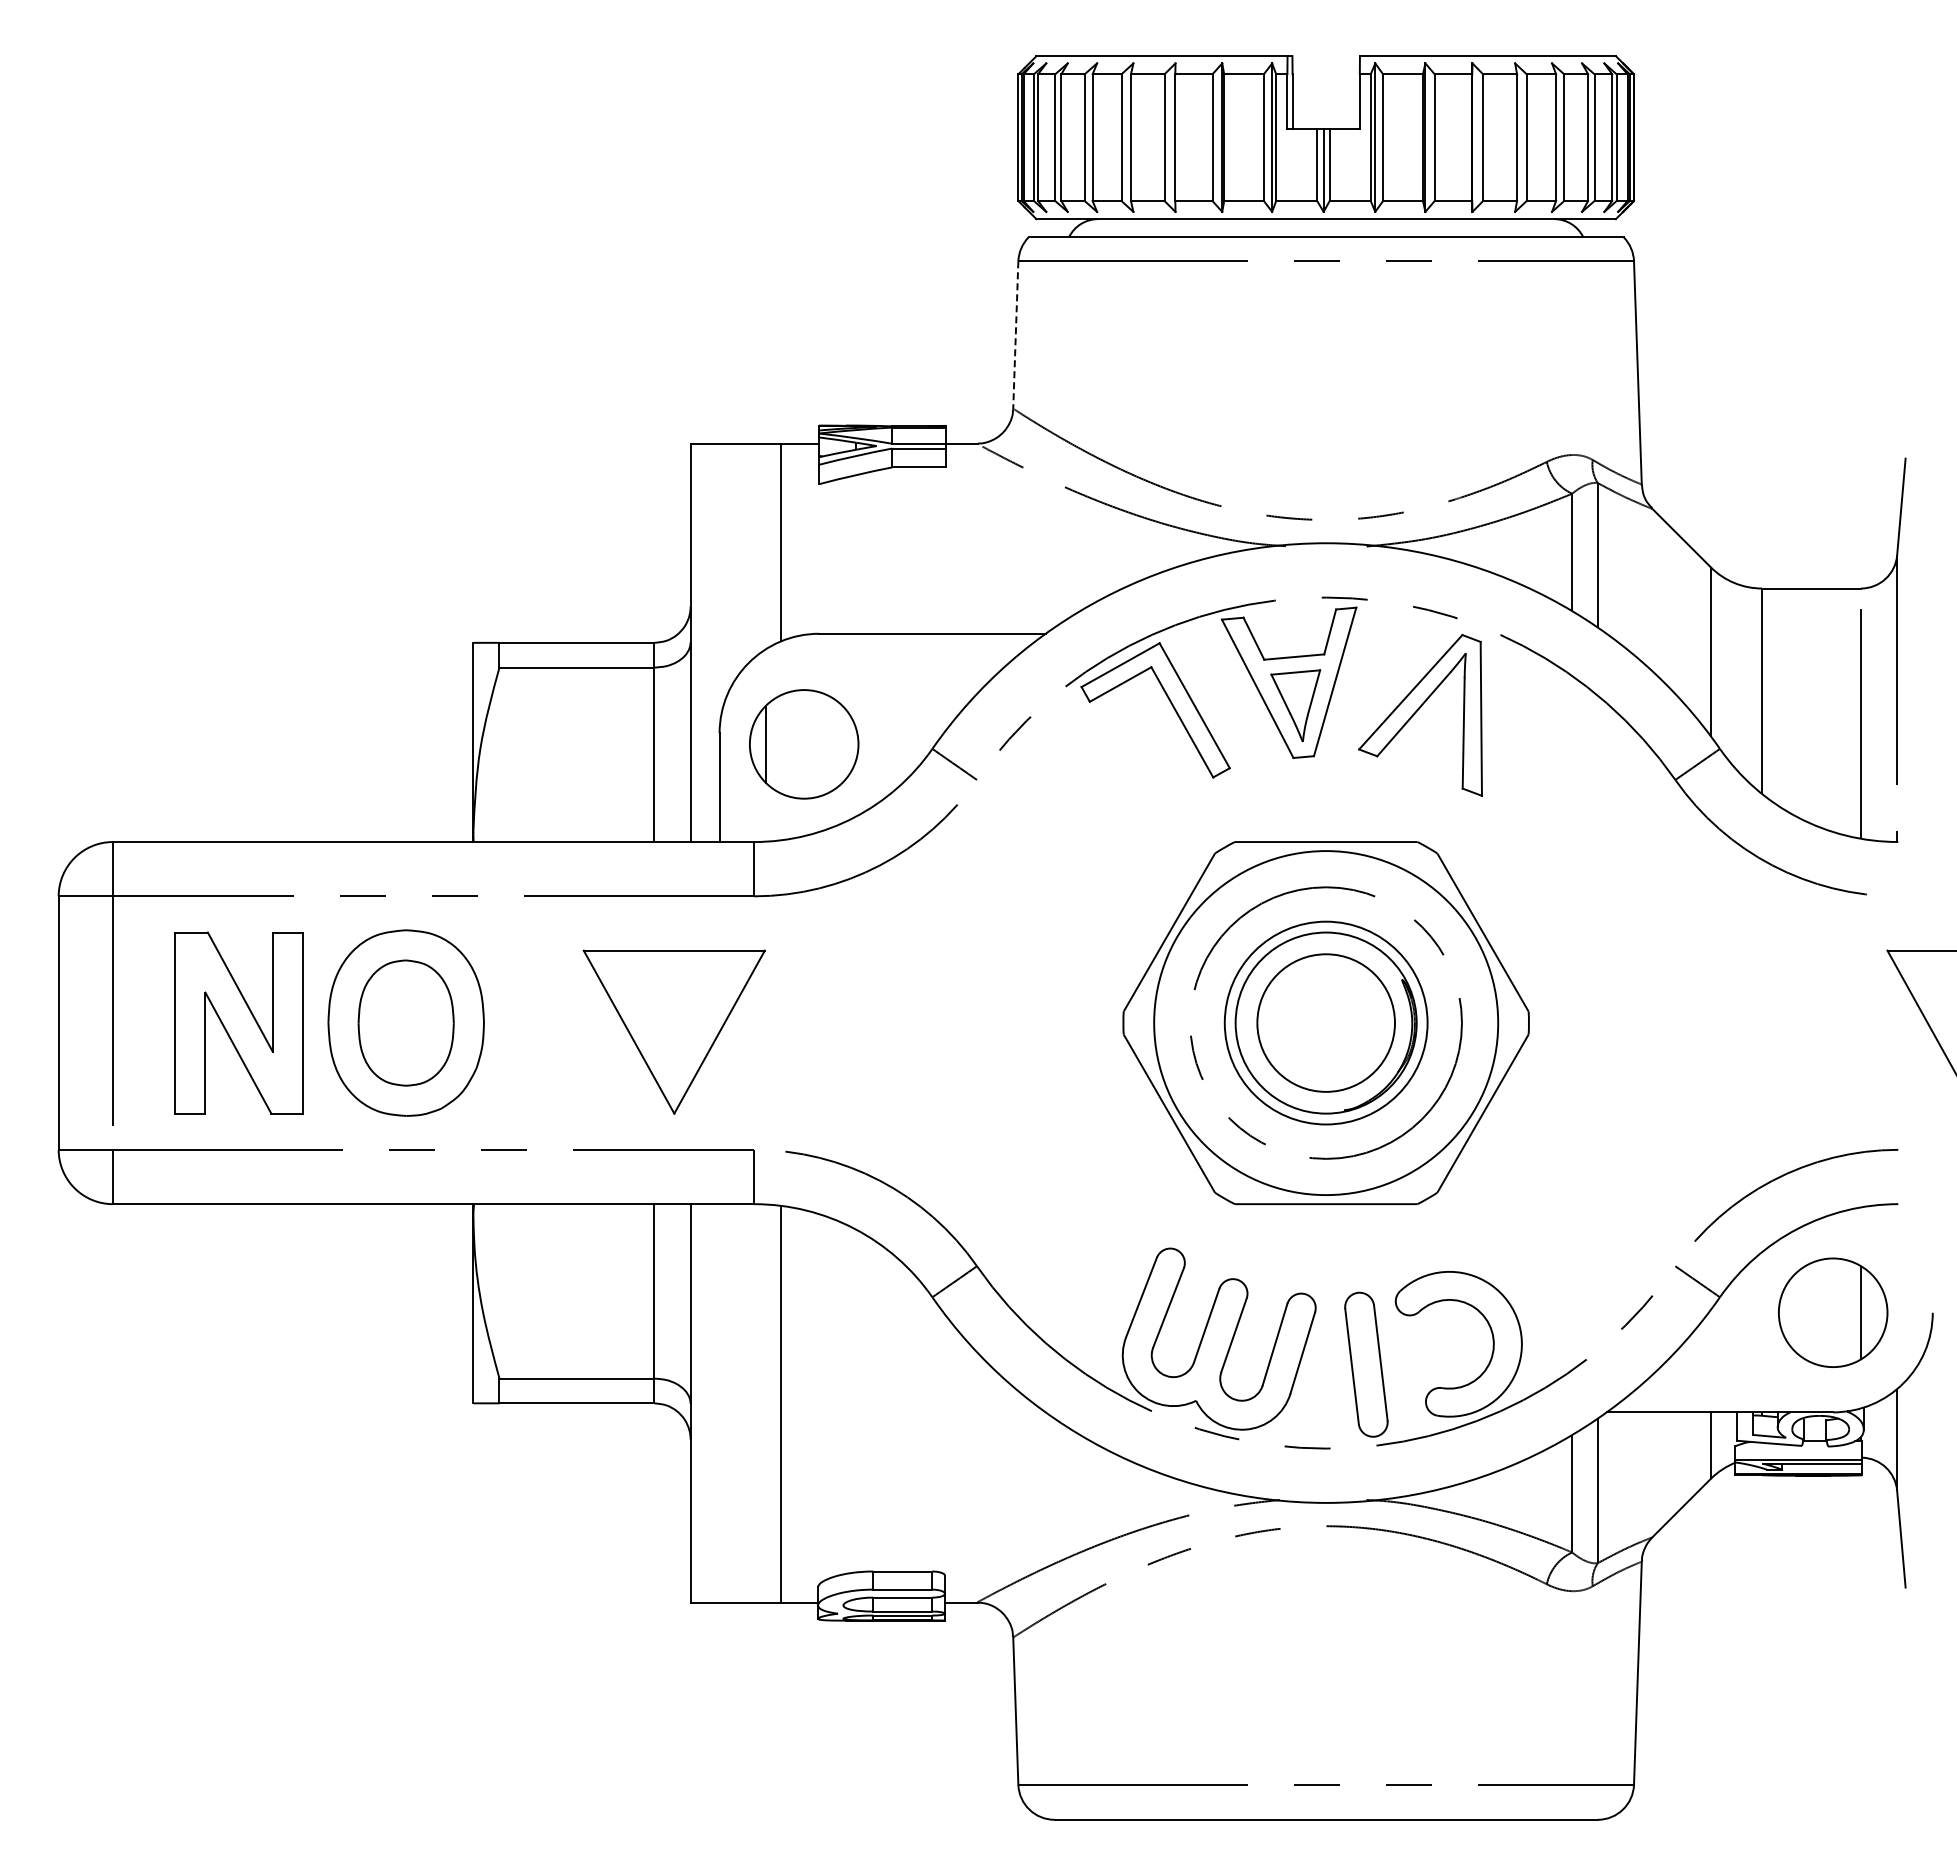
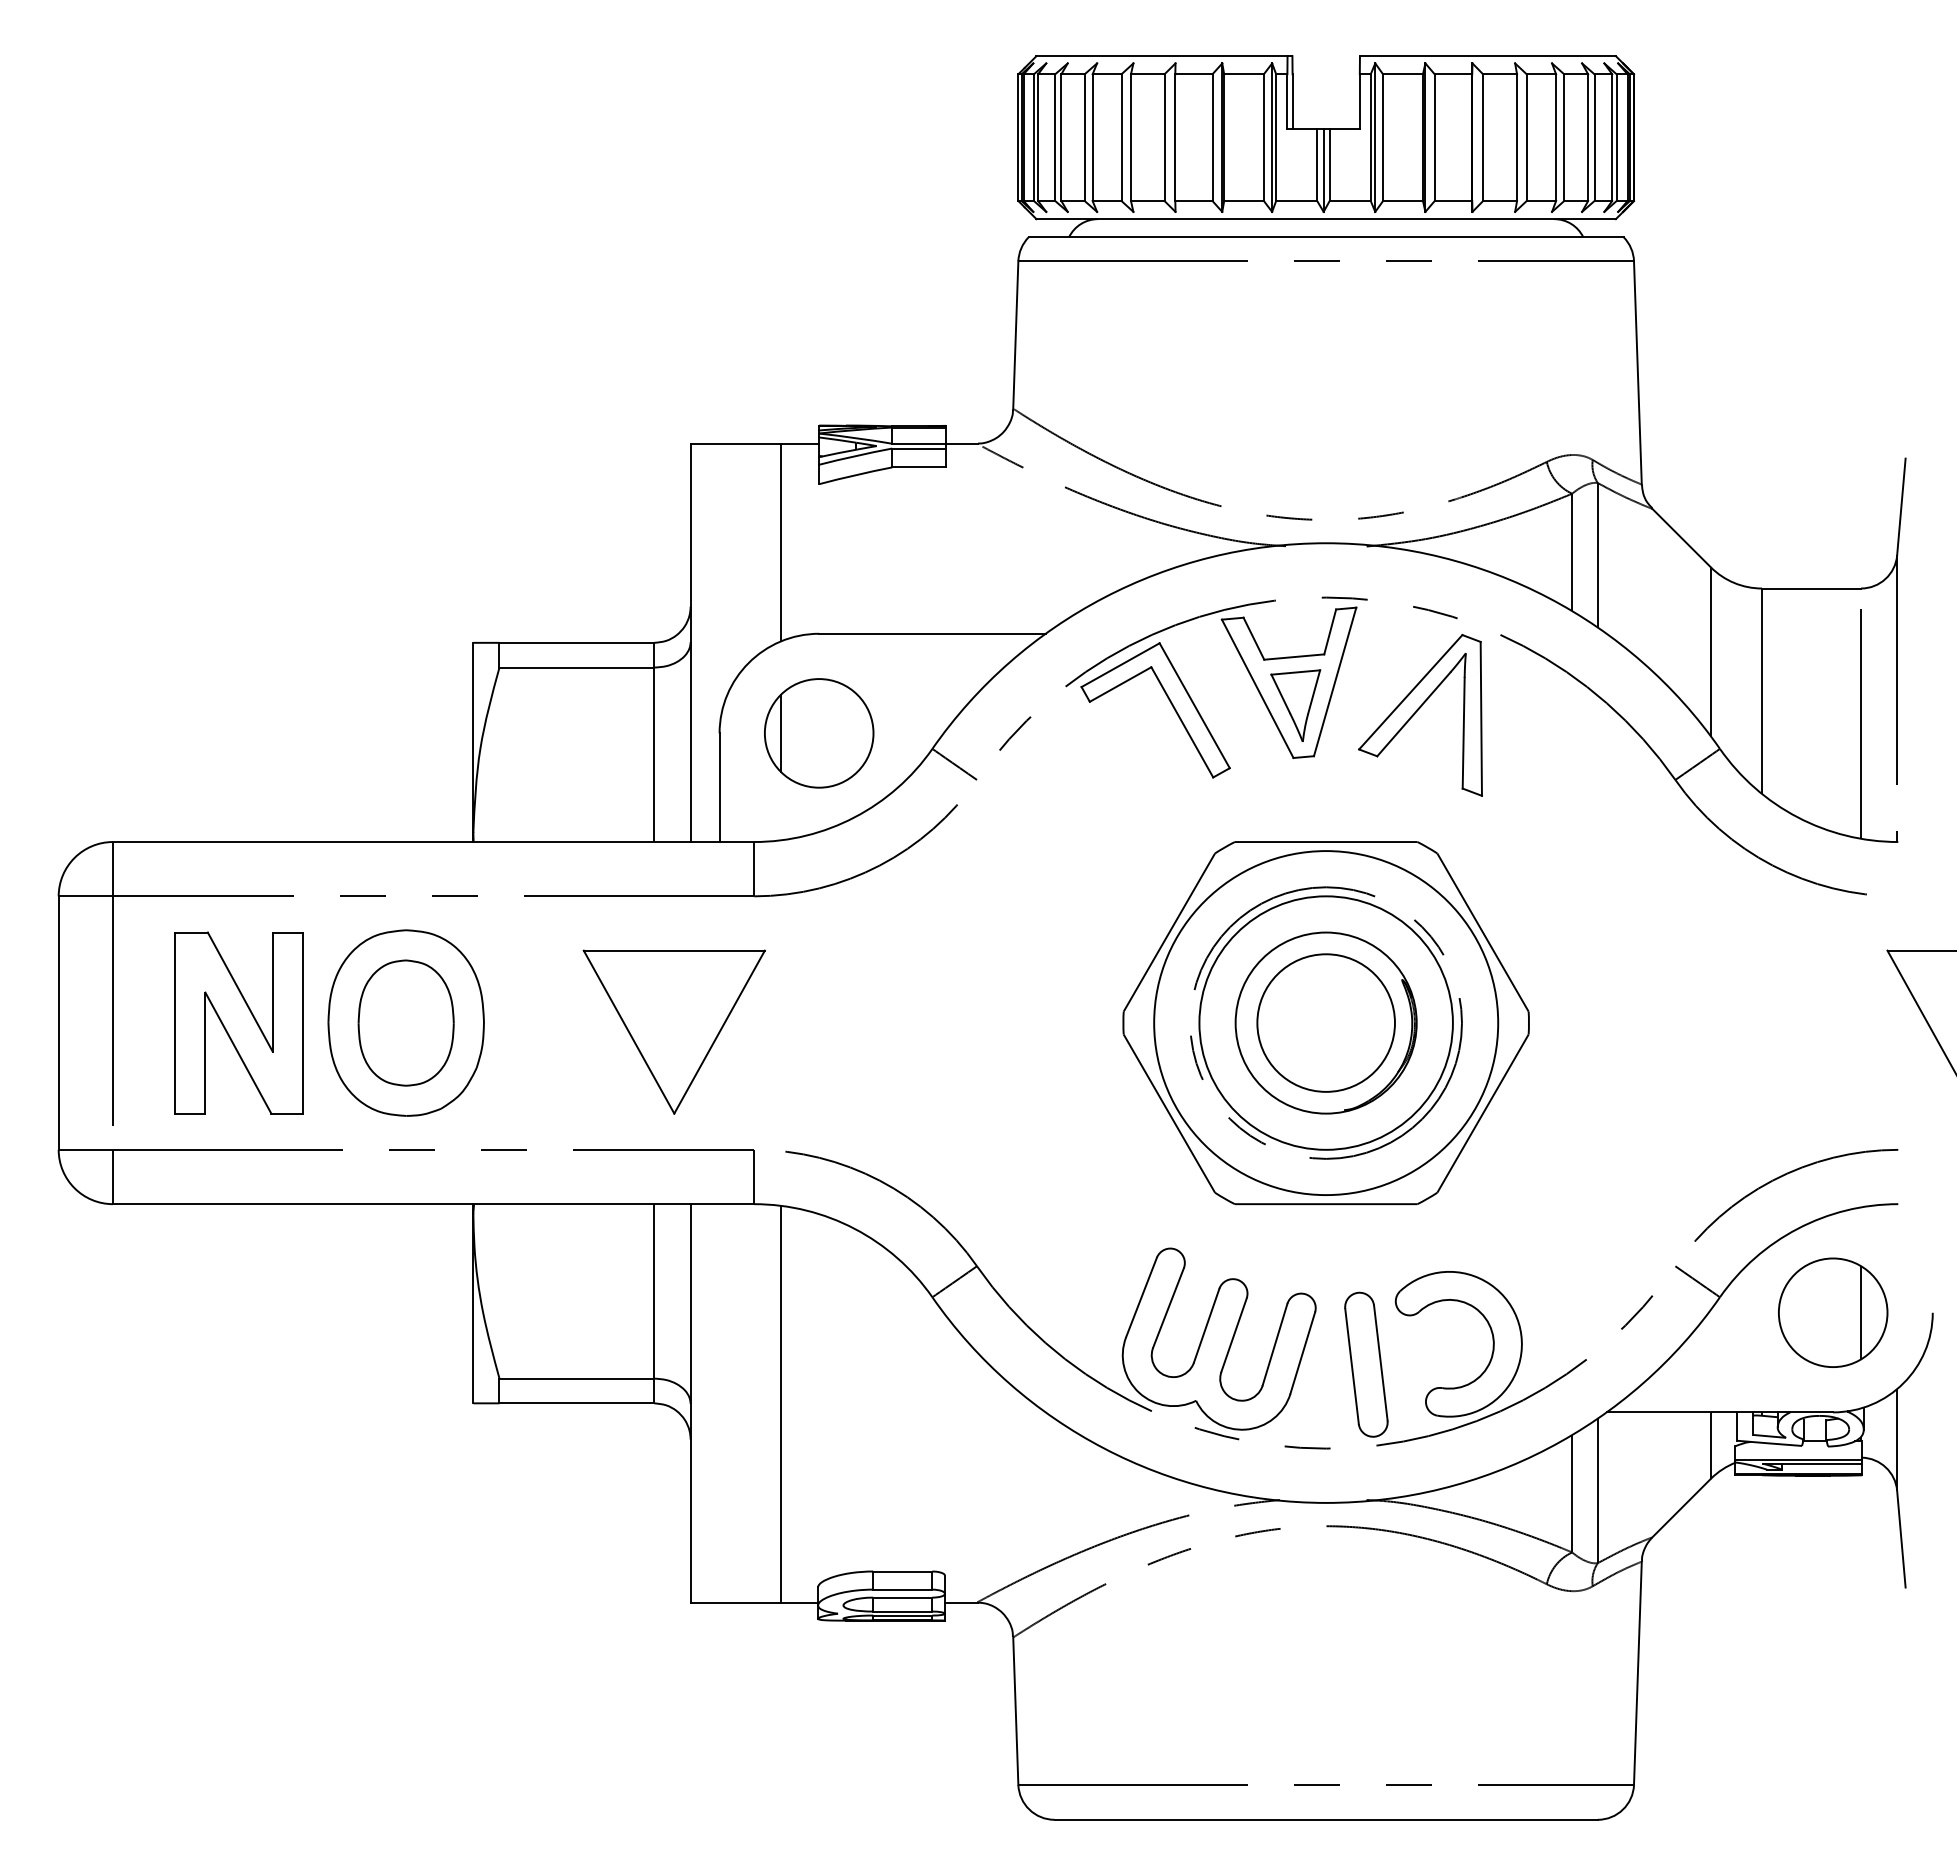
line: dashed -> solid (1015, 335)
part position: (804, 744) -> (819, 733) (819, 733)
circle diameter: 203 px -> 253 px (1325, 1022)
